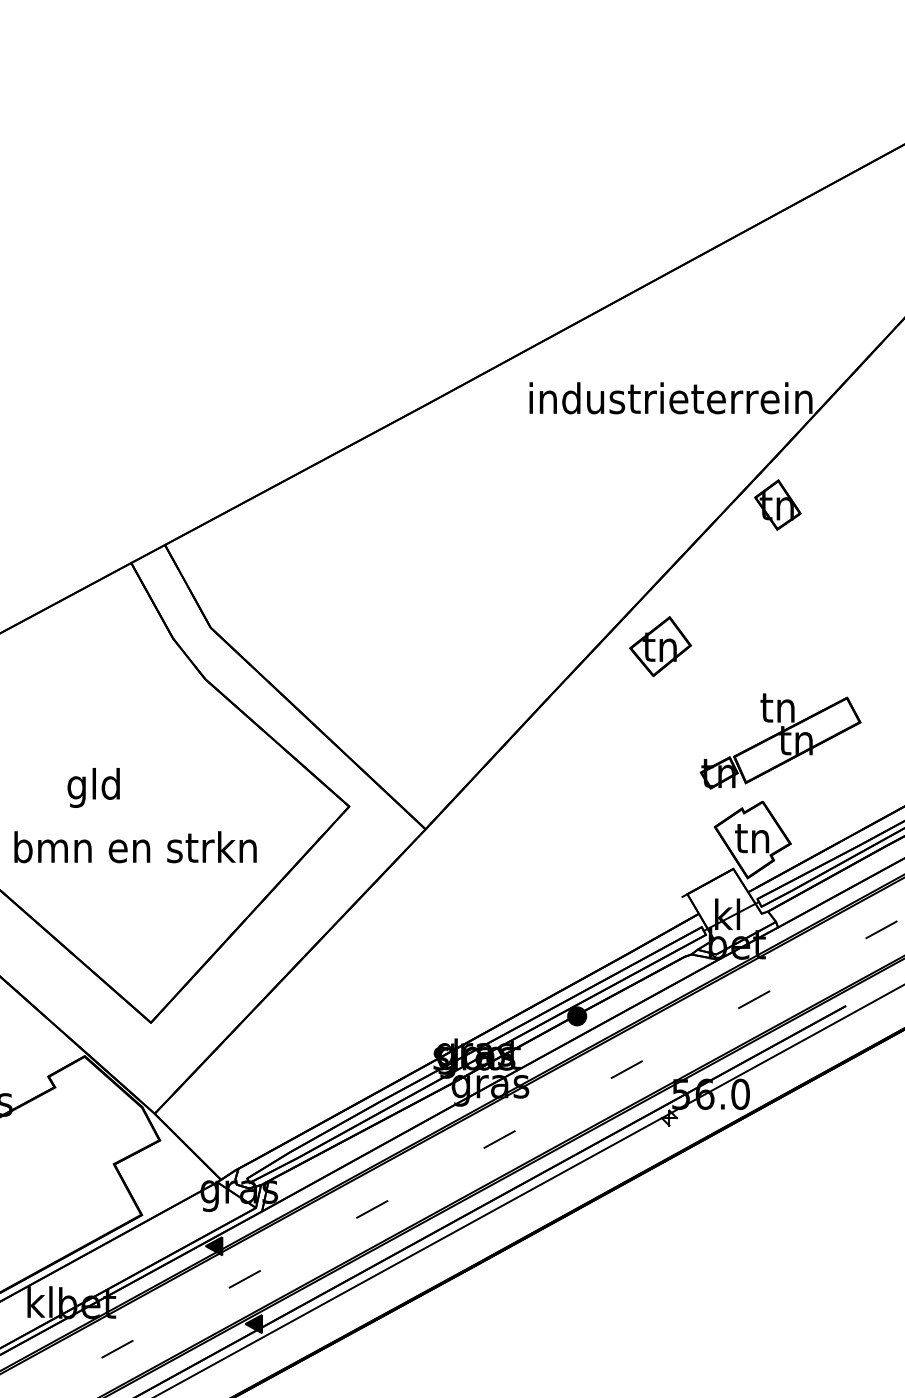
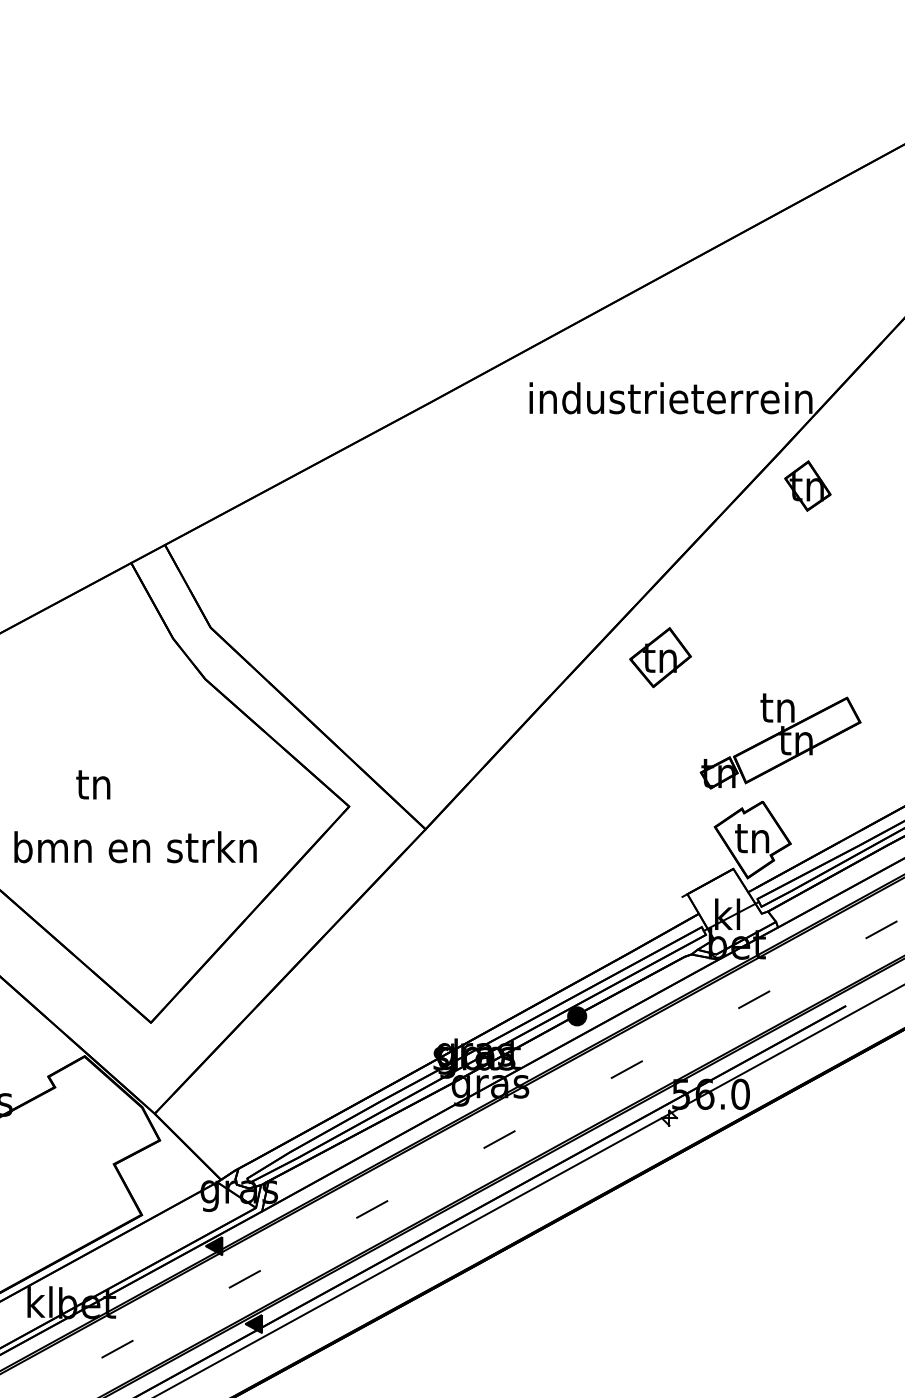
part position: (777, 504) -> (807, 485) (807, 485)
part position: (660, 646) -> (660, 657) (660, 657)
text: gld -> tn (93, 787)
